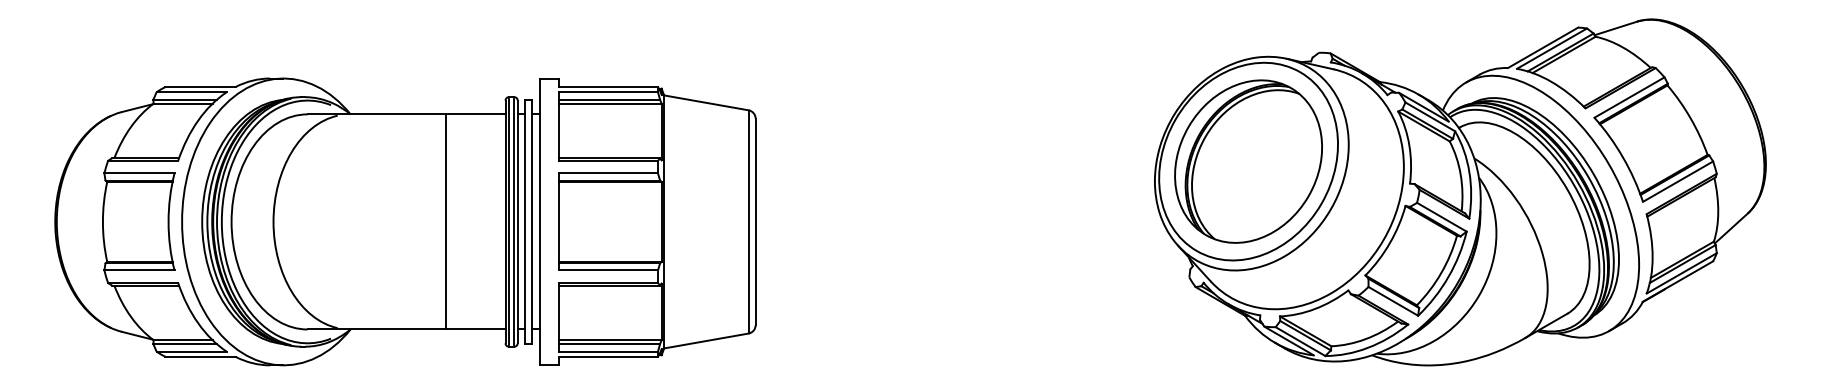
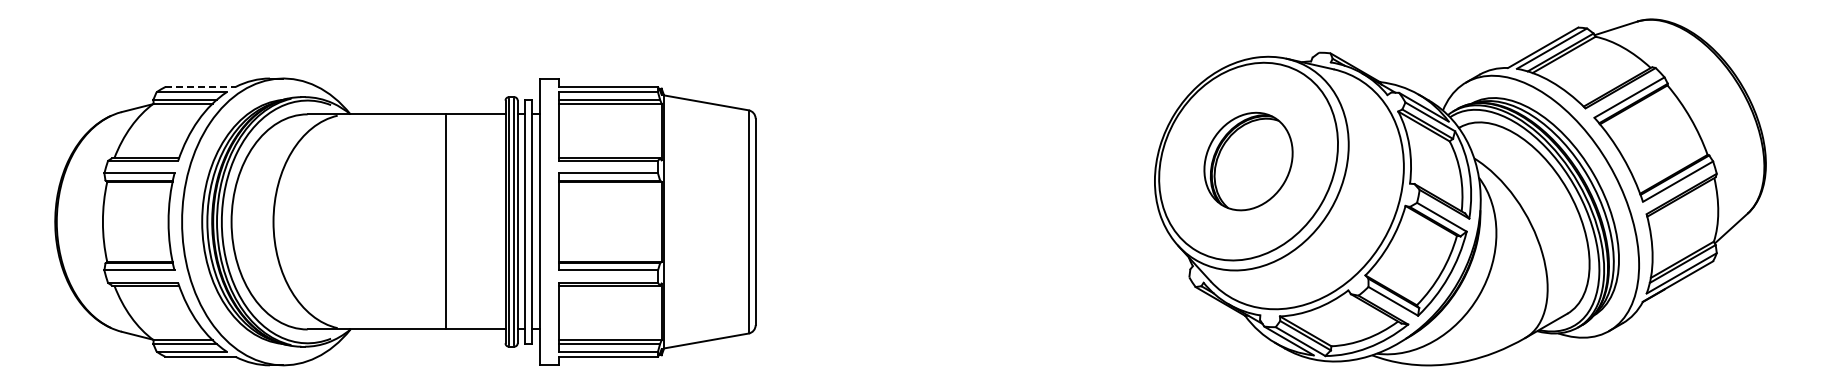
line: solid -> dashed (201, 87)
part size: 149x165 px -> 91x101 px (1248, 161)
